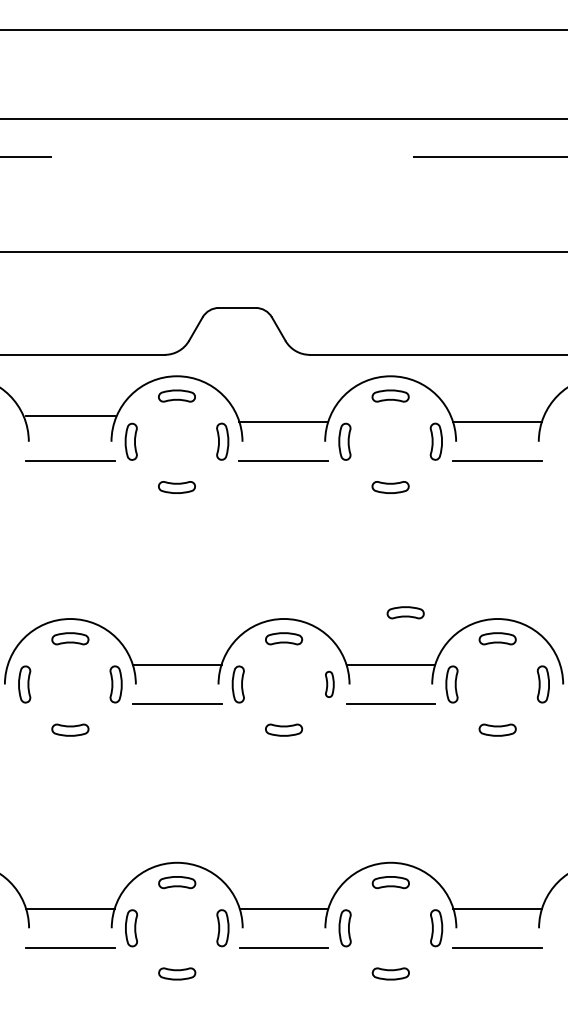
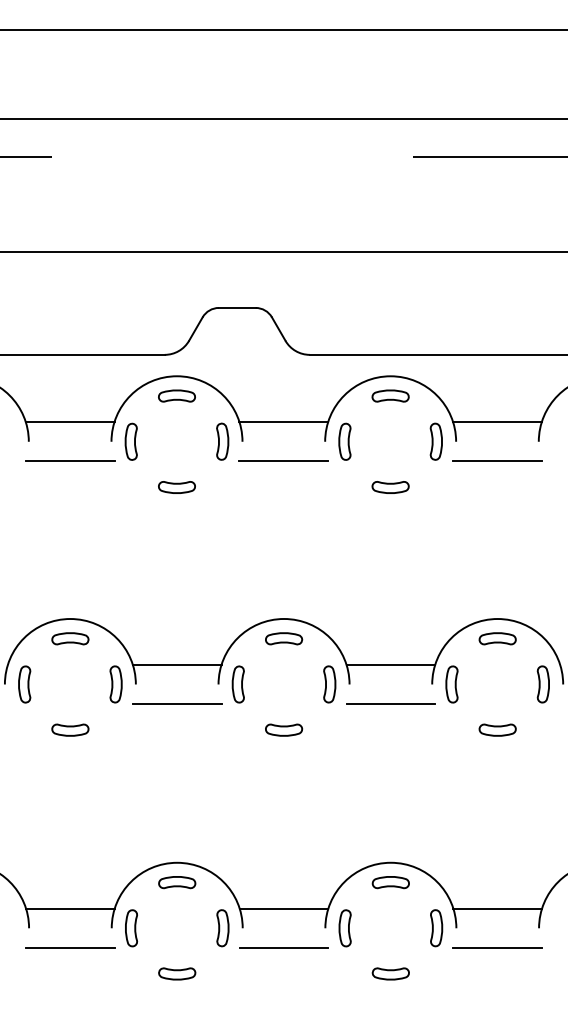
line position: (69, 416) -> (69, 422) (69, 422)
part: present -> none (405, 612)
part size: 10x28 px -> 14x39 px (329, 684)
